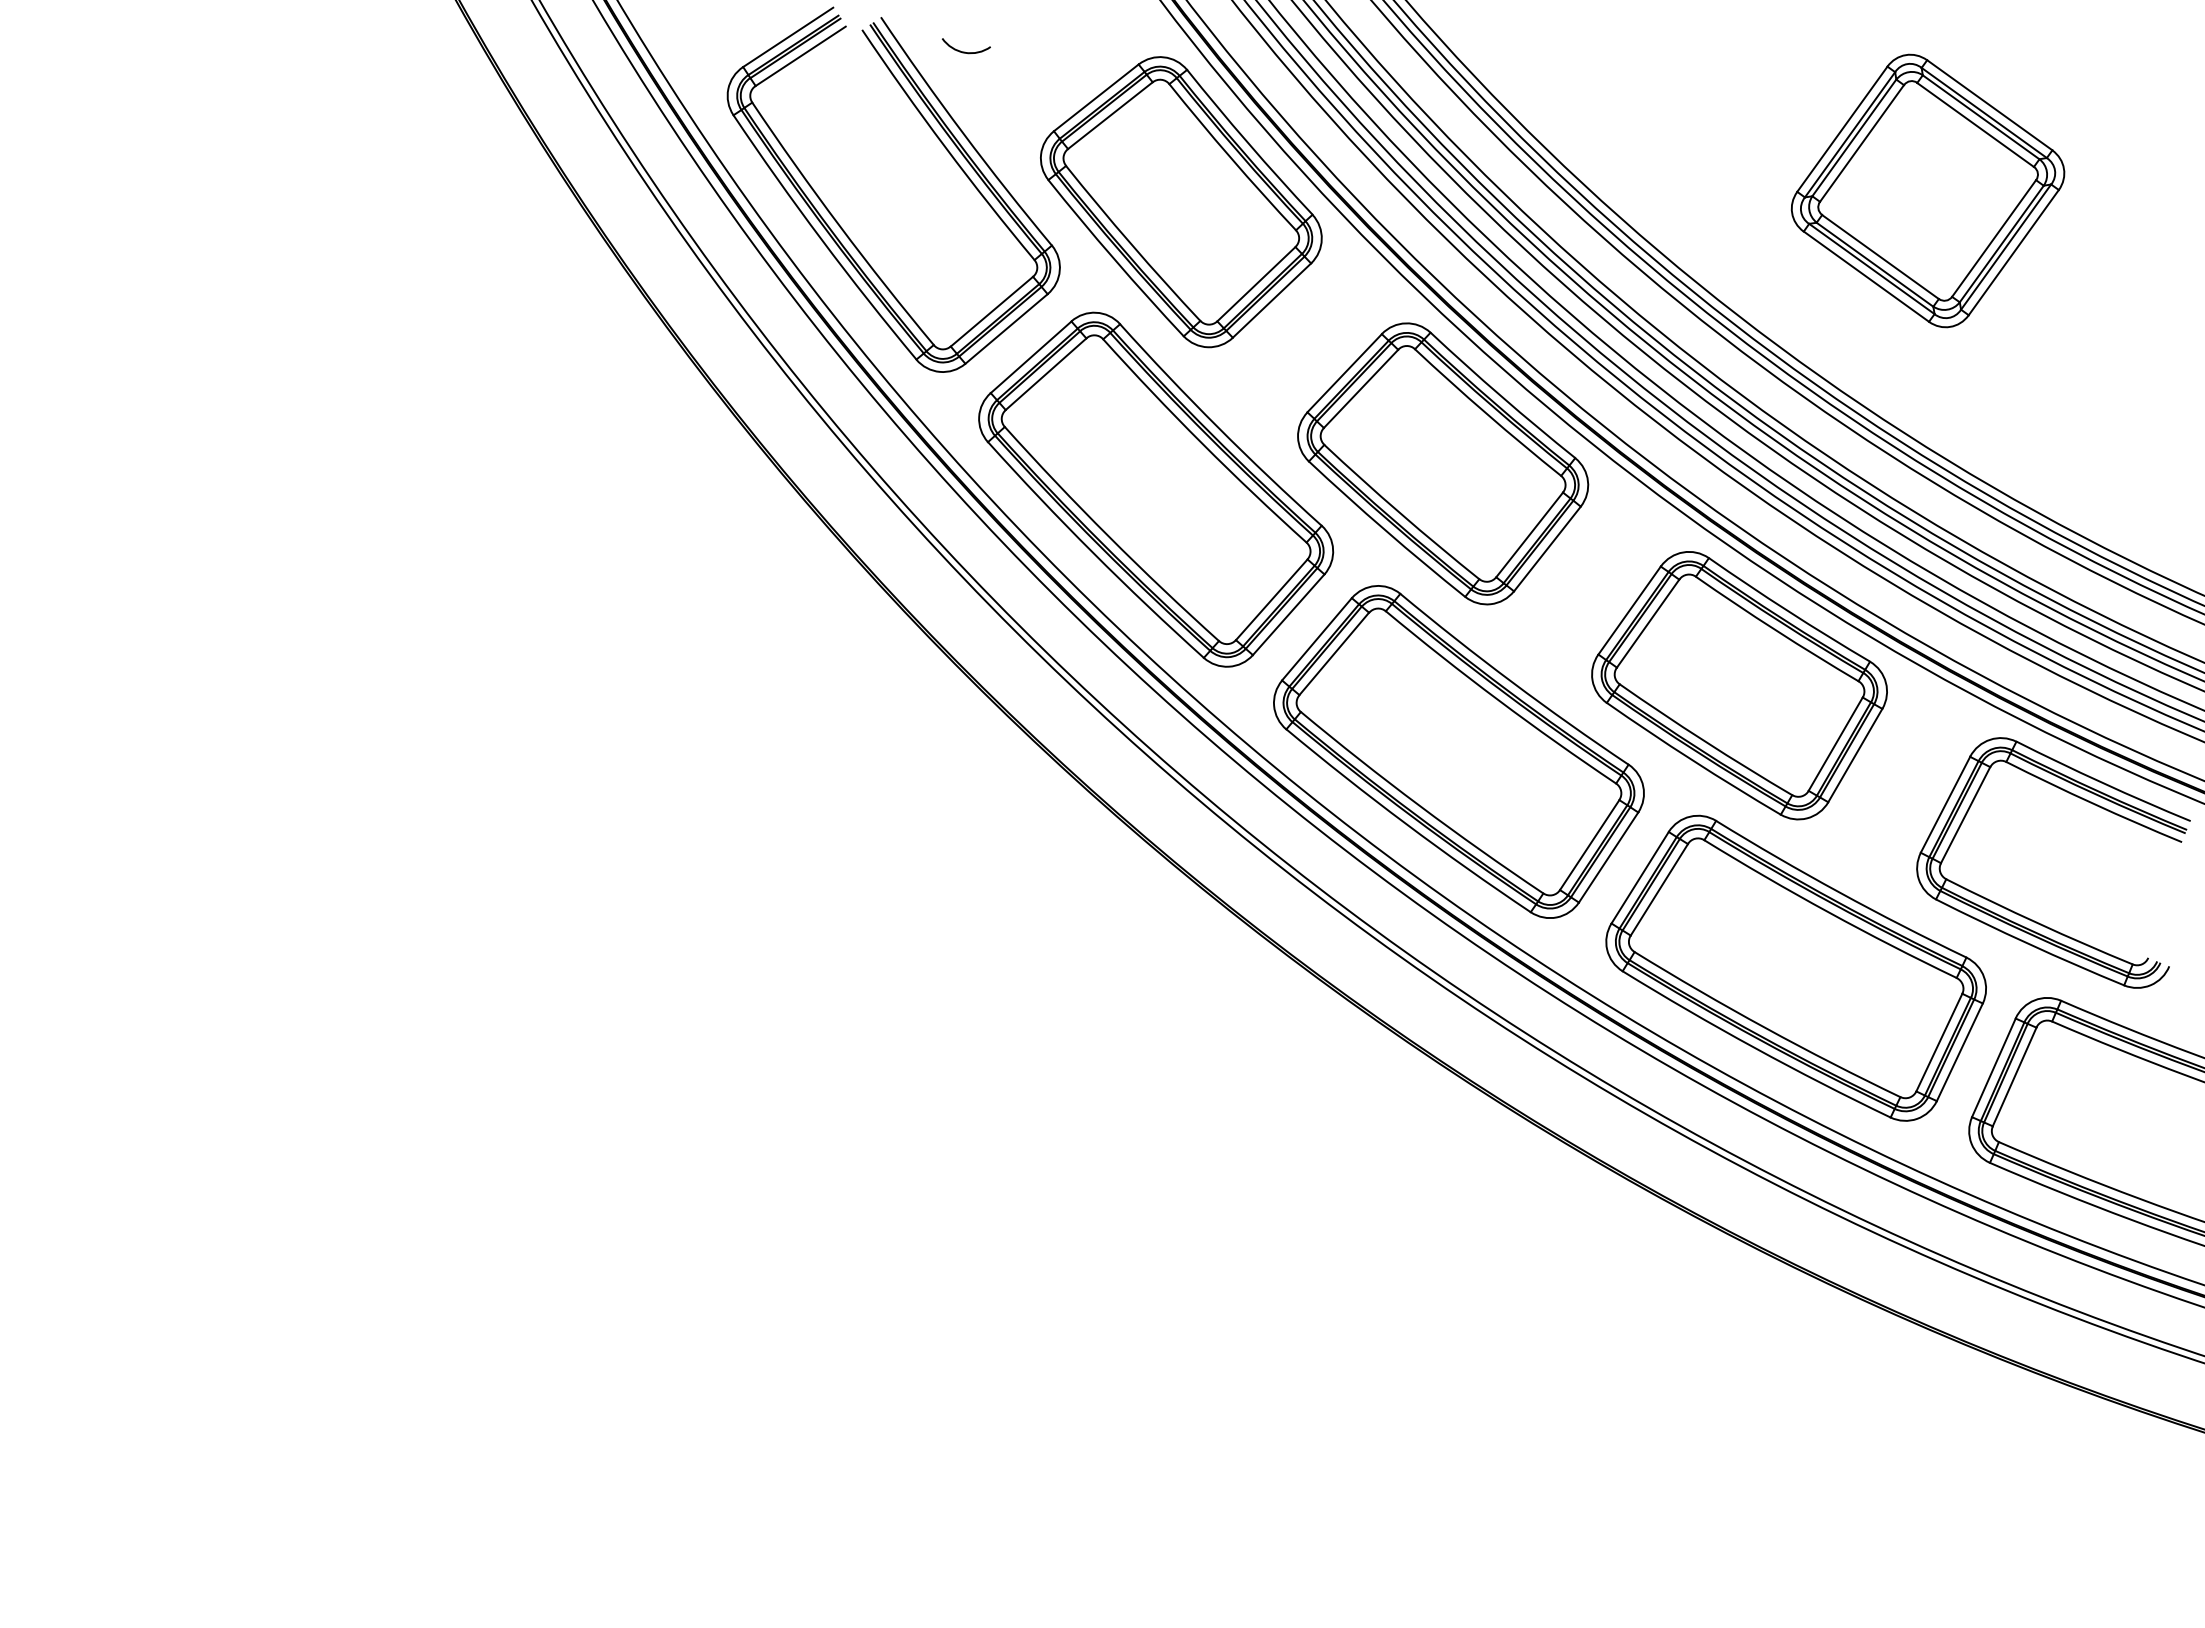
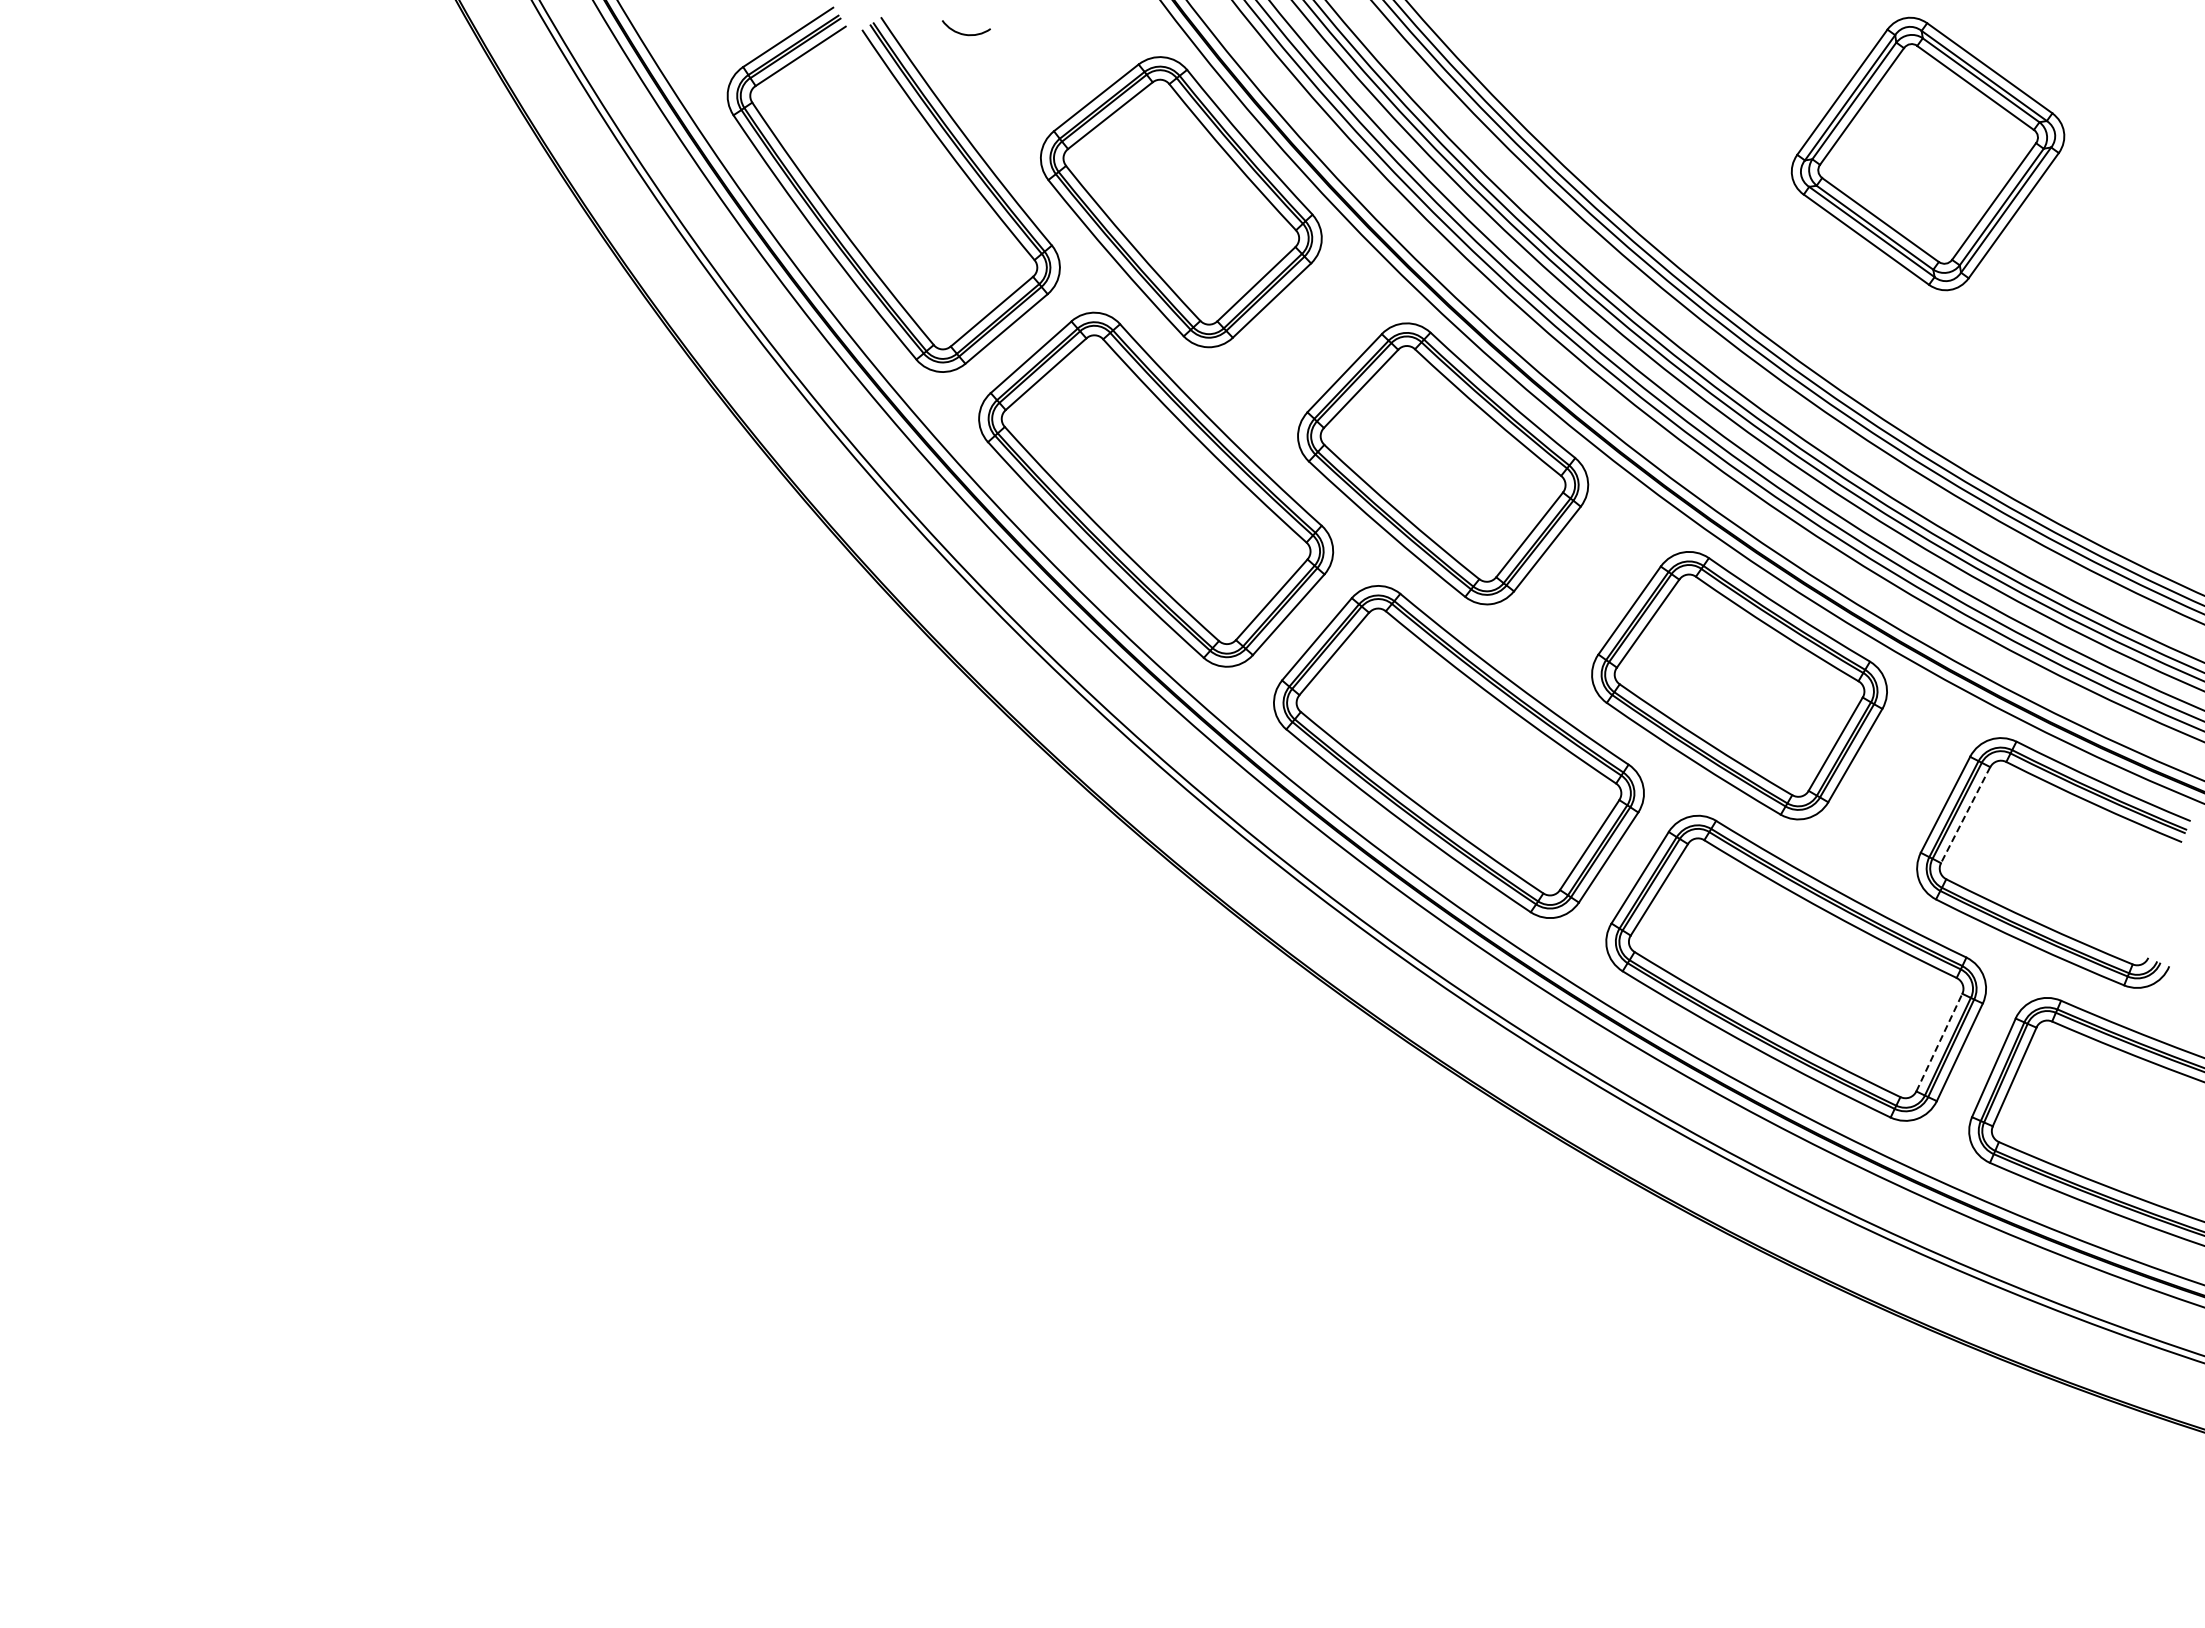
arc position: (965, 51) -> (965, 33) (965, 33)
part position: (1927, 190) -> (1927, 153) (1927, 153)
line: solid -> dashed (1965, 815)
line: solid -> dashed (1939, 1042)
